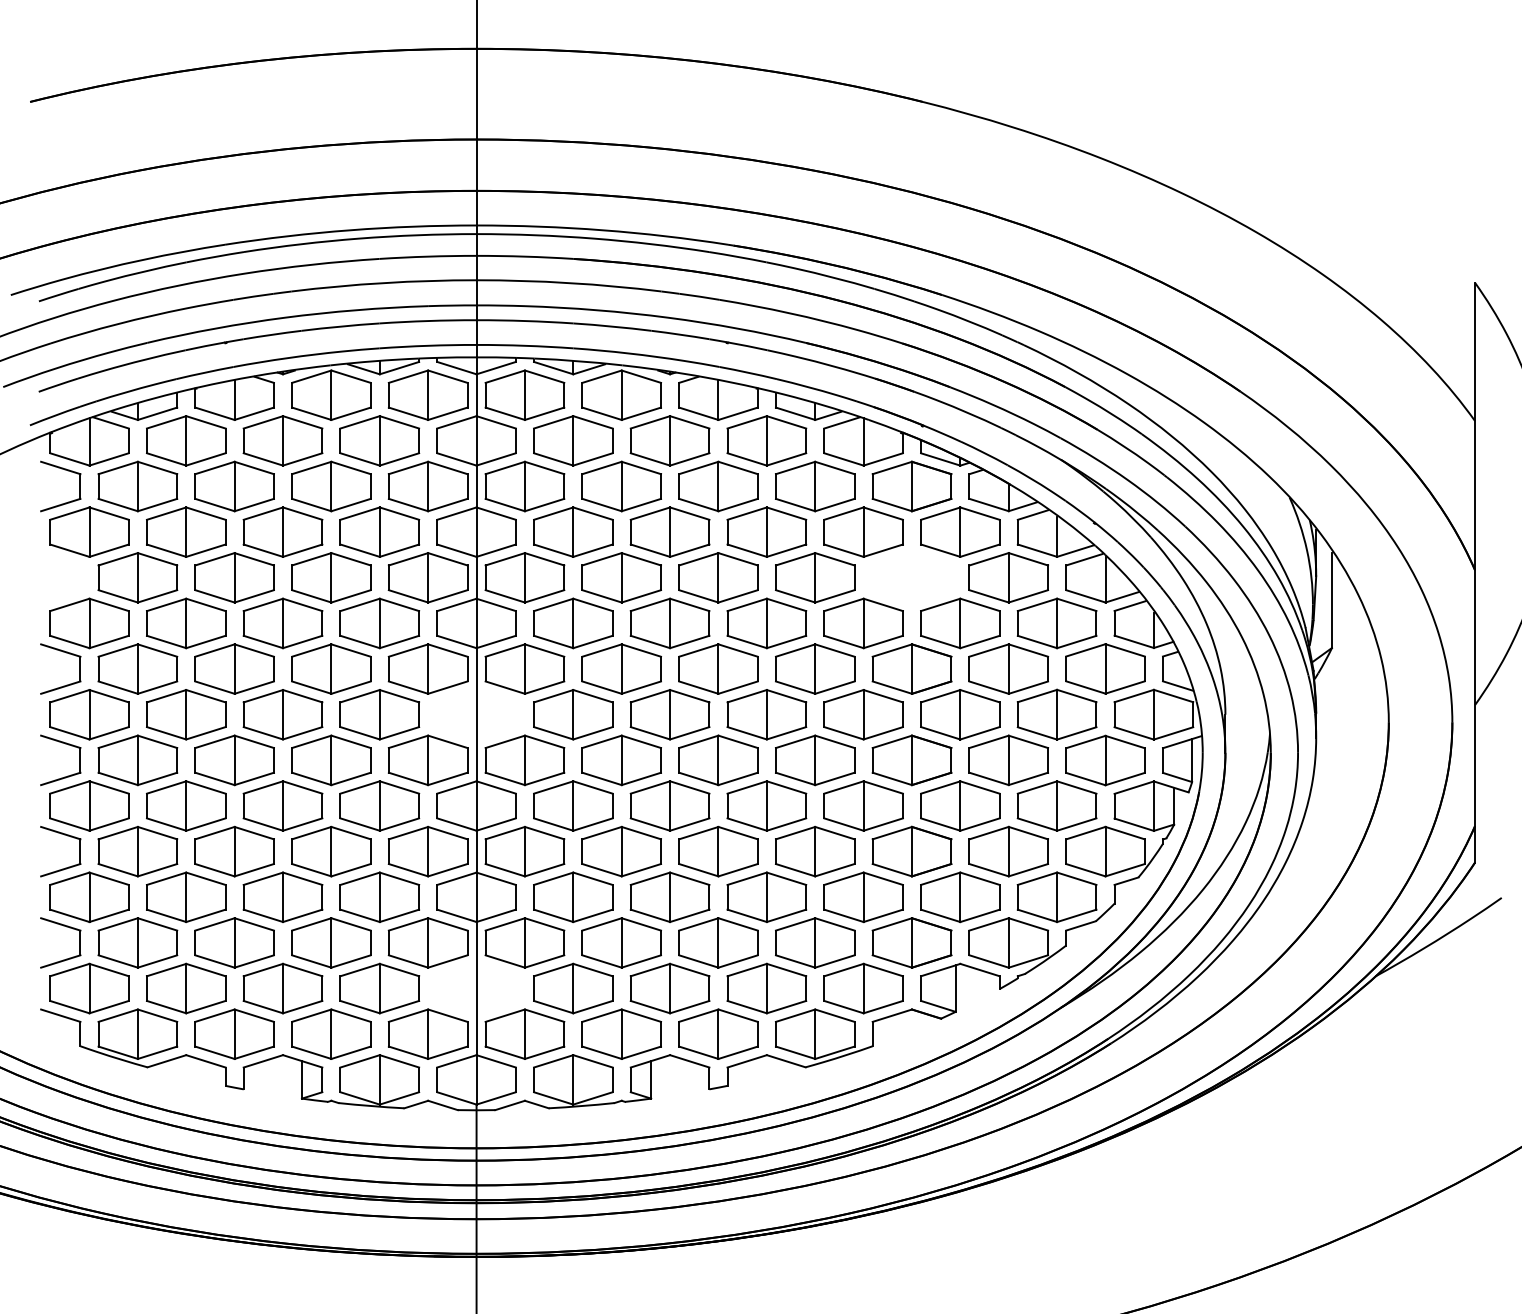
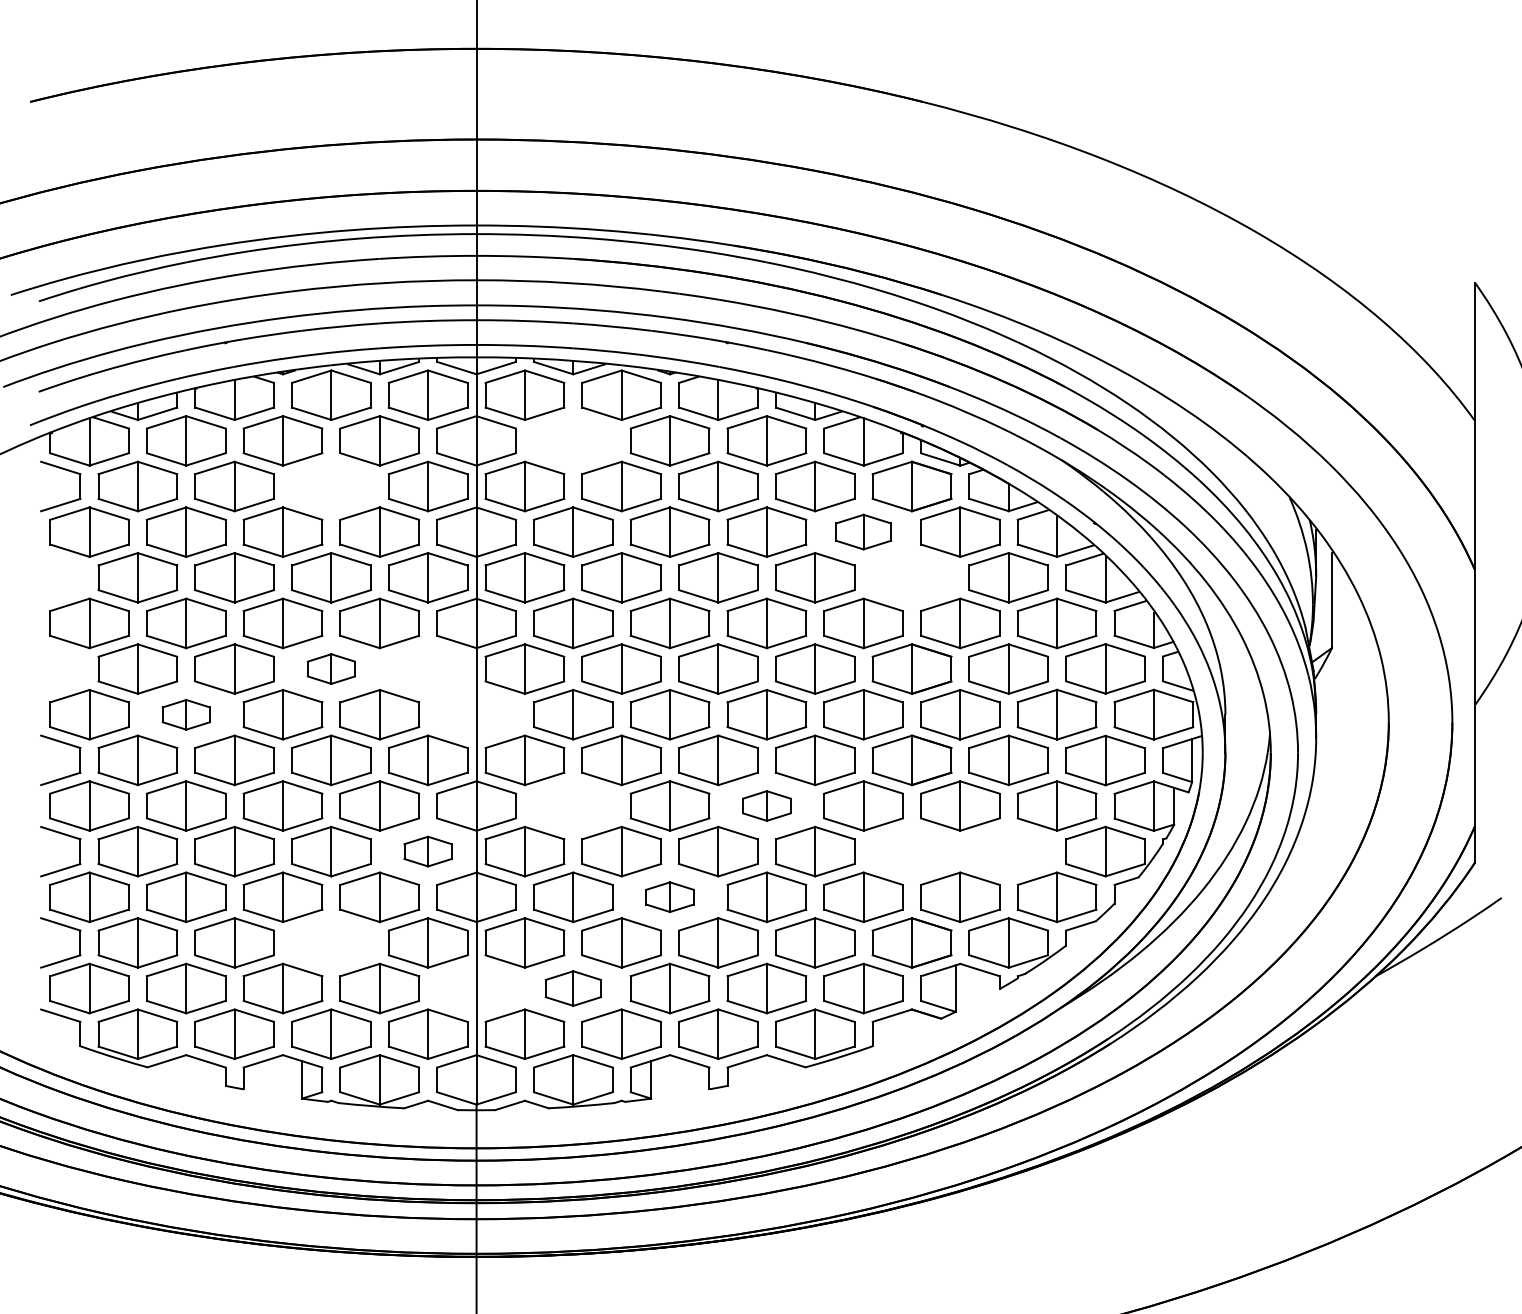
part: present -> none (573, 440)
part: present -> none (331, 486)
part size: 81x52 px -> 58x38 px (863, 531)
part: present -> none (66, 653)
part size: 81x52 px -> 50x32 px (330, 668)
part: present -> none (427, 668)
part size: 81x52 px -> 50x32 px (185, 714)
part: present -> none (573, 805)
part size: 82x52 px -> 50x32 px (766, 805)
part size: 82x53 px -> 50x33 px (427, 851)
part: present -> none (911, 851)
part: present -> none (1008, 851)
part size: 82x52 px -> 50x32 px (669, 896)
part: present -> none (331, 942)
part size: 81x53 px -> 58x37 px (572, 988)
